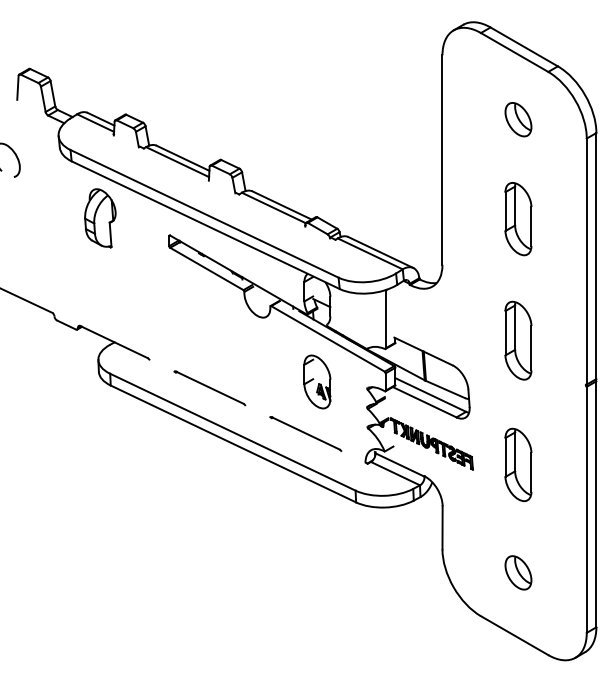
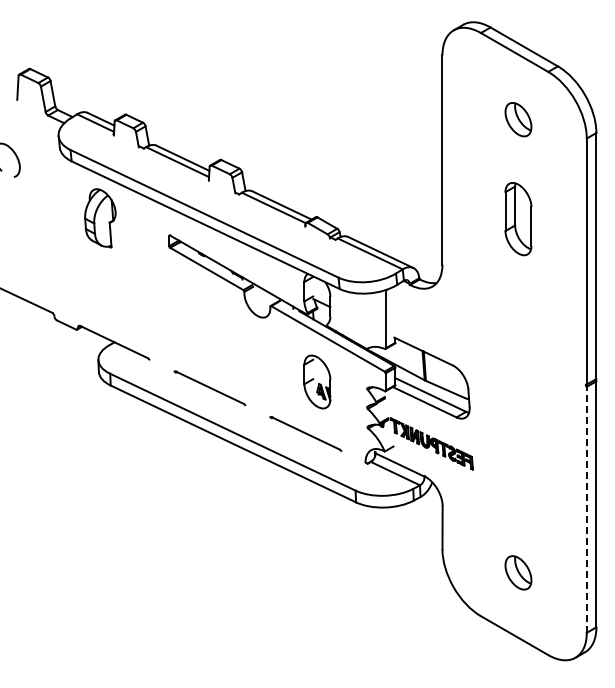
part: present -> none (518, 340)
part: present -> none (518, 464)
line: solid -> dashed (586, 509)
